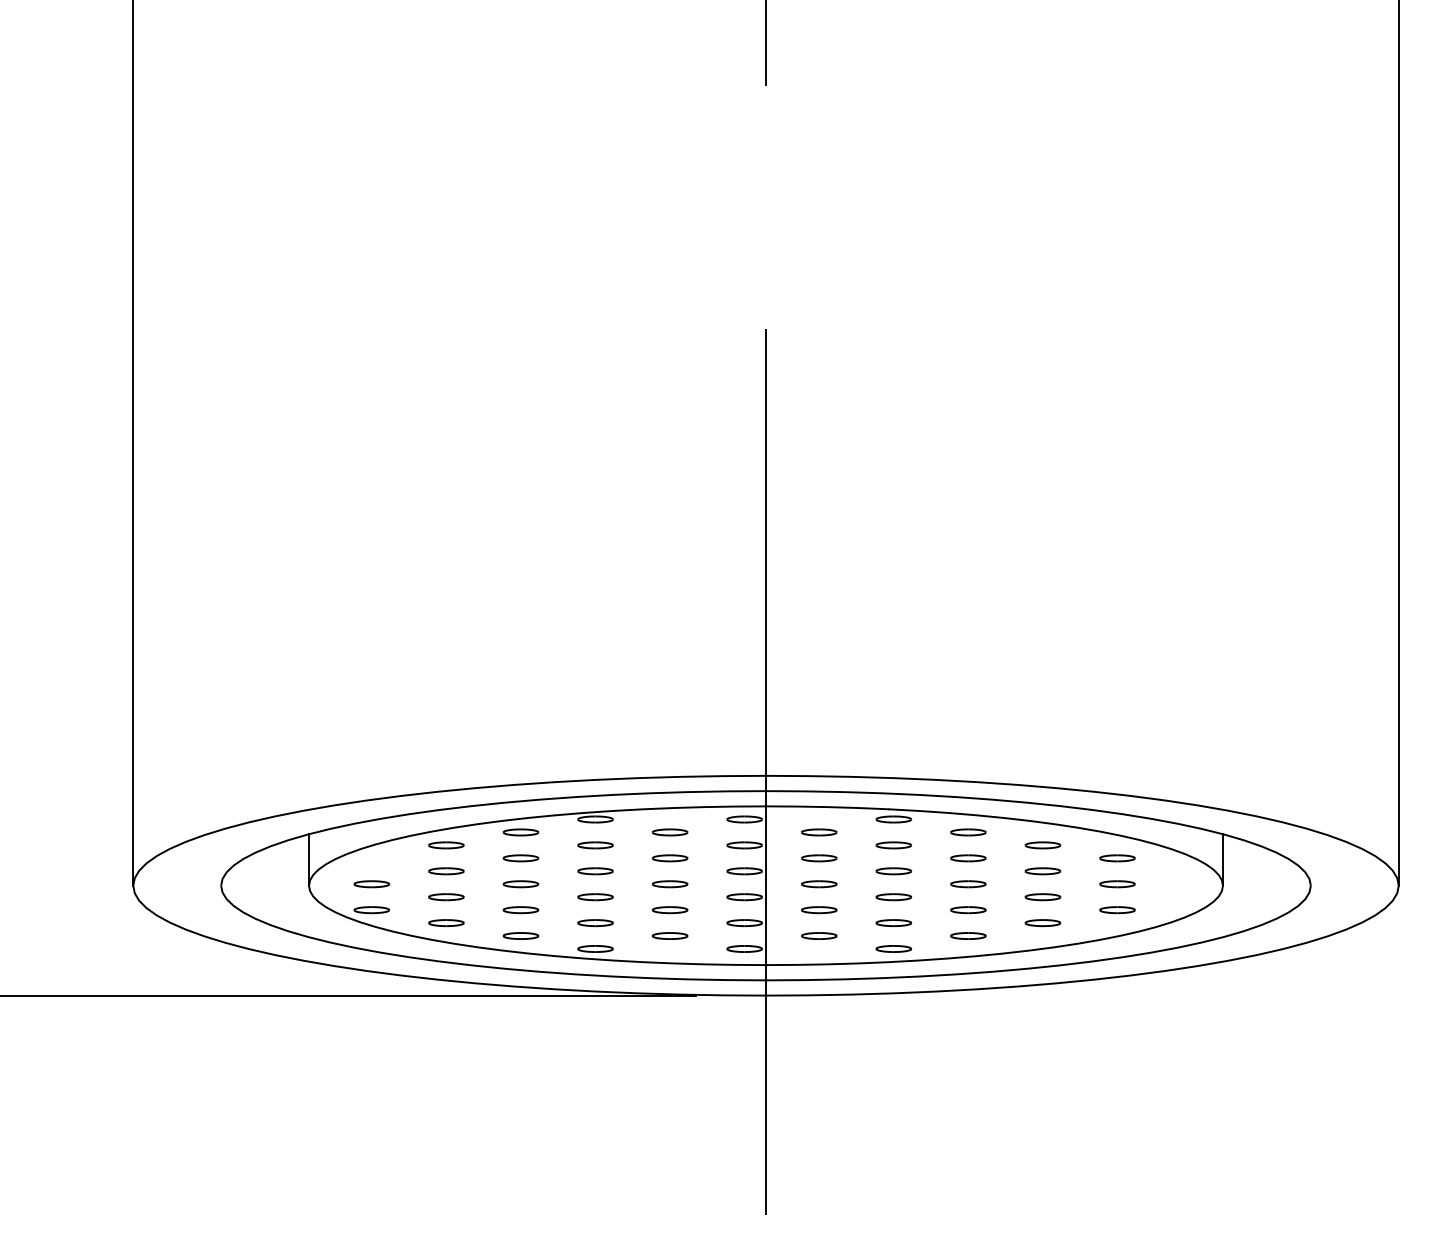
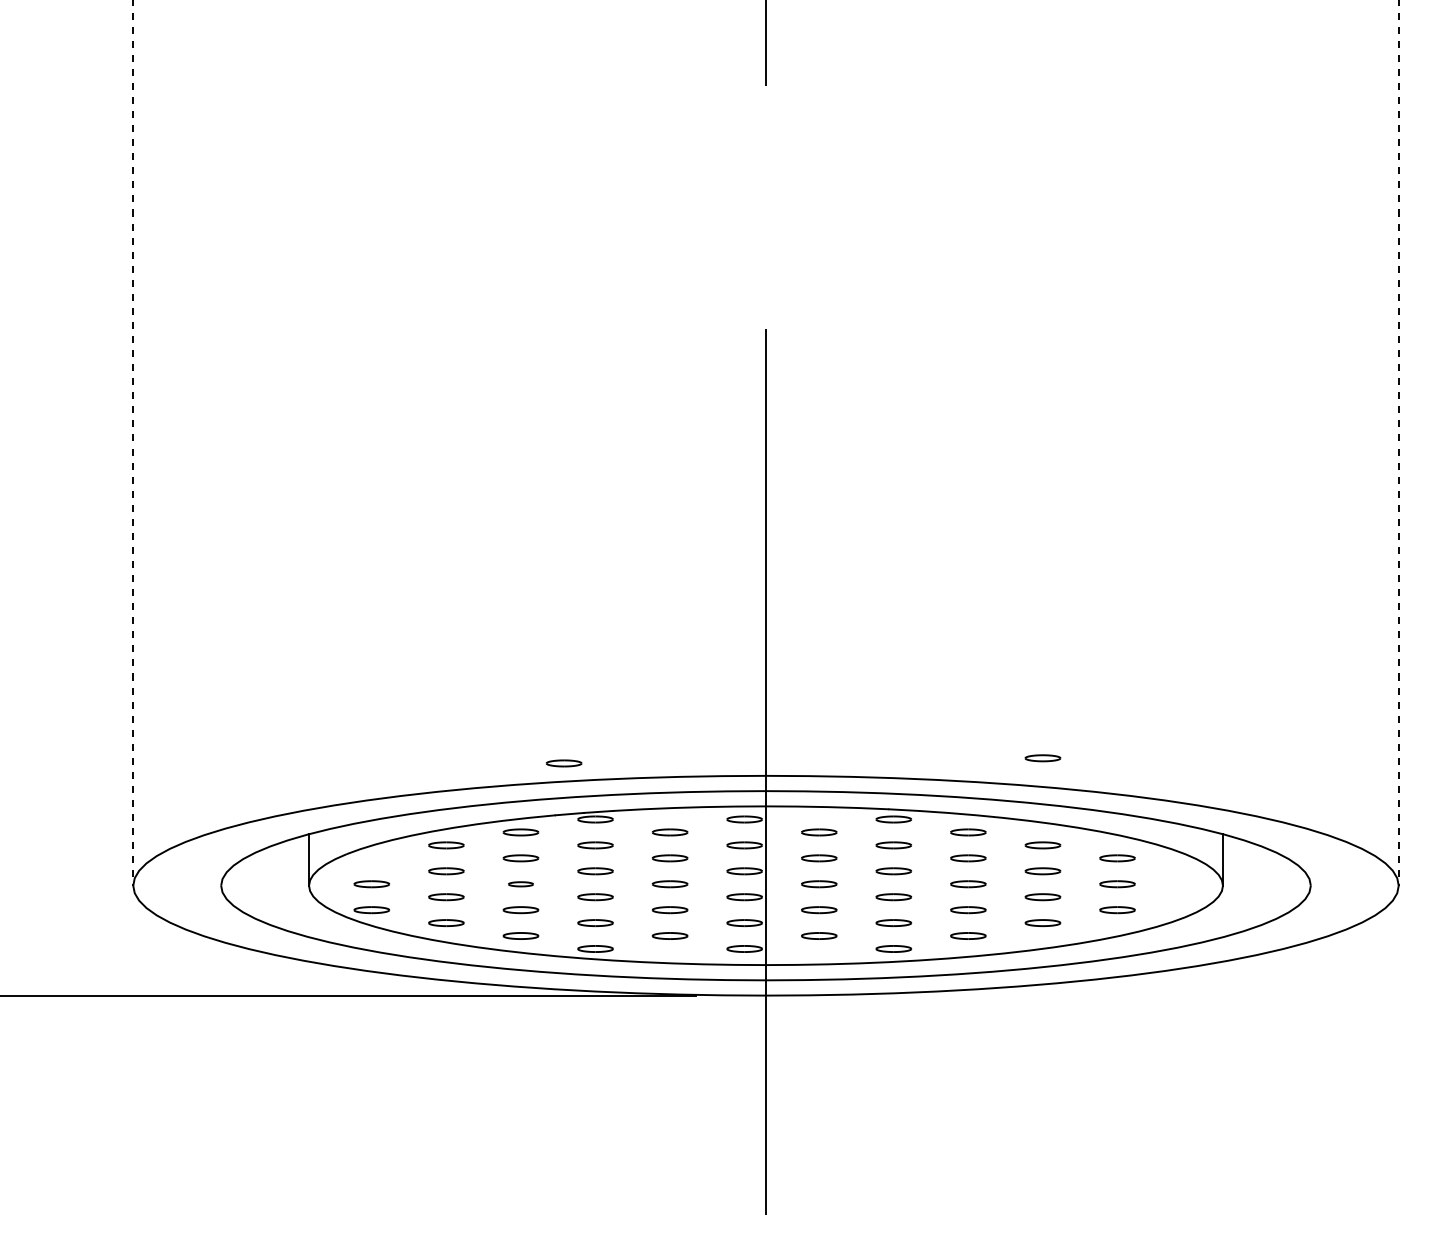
line: solid -> dashed (133, 443)
line: solid -> dashed (1398, 443)
part: none -> present (1042, 758)
part: none -> present (564, 763)
part size: 38x9 px -> 26x7 px (520, 884)
